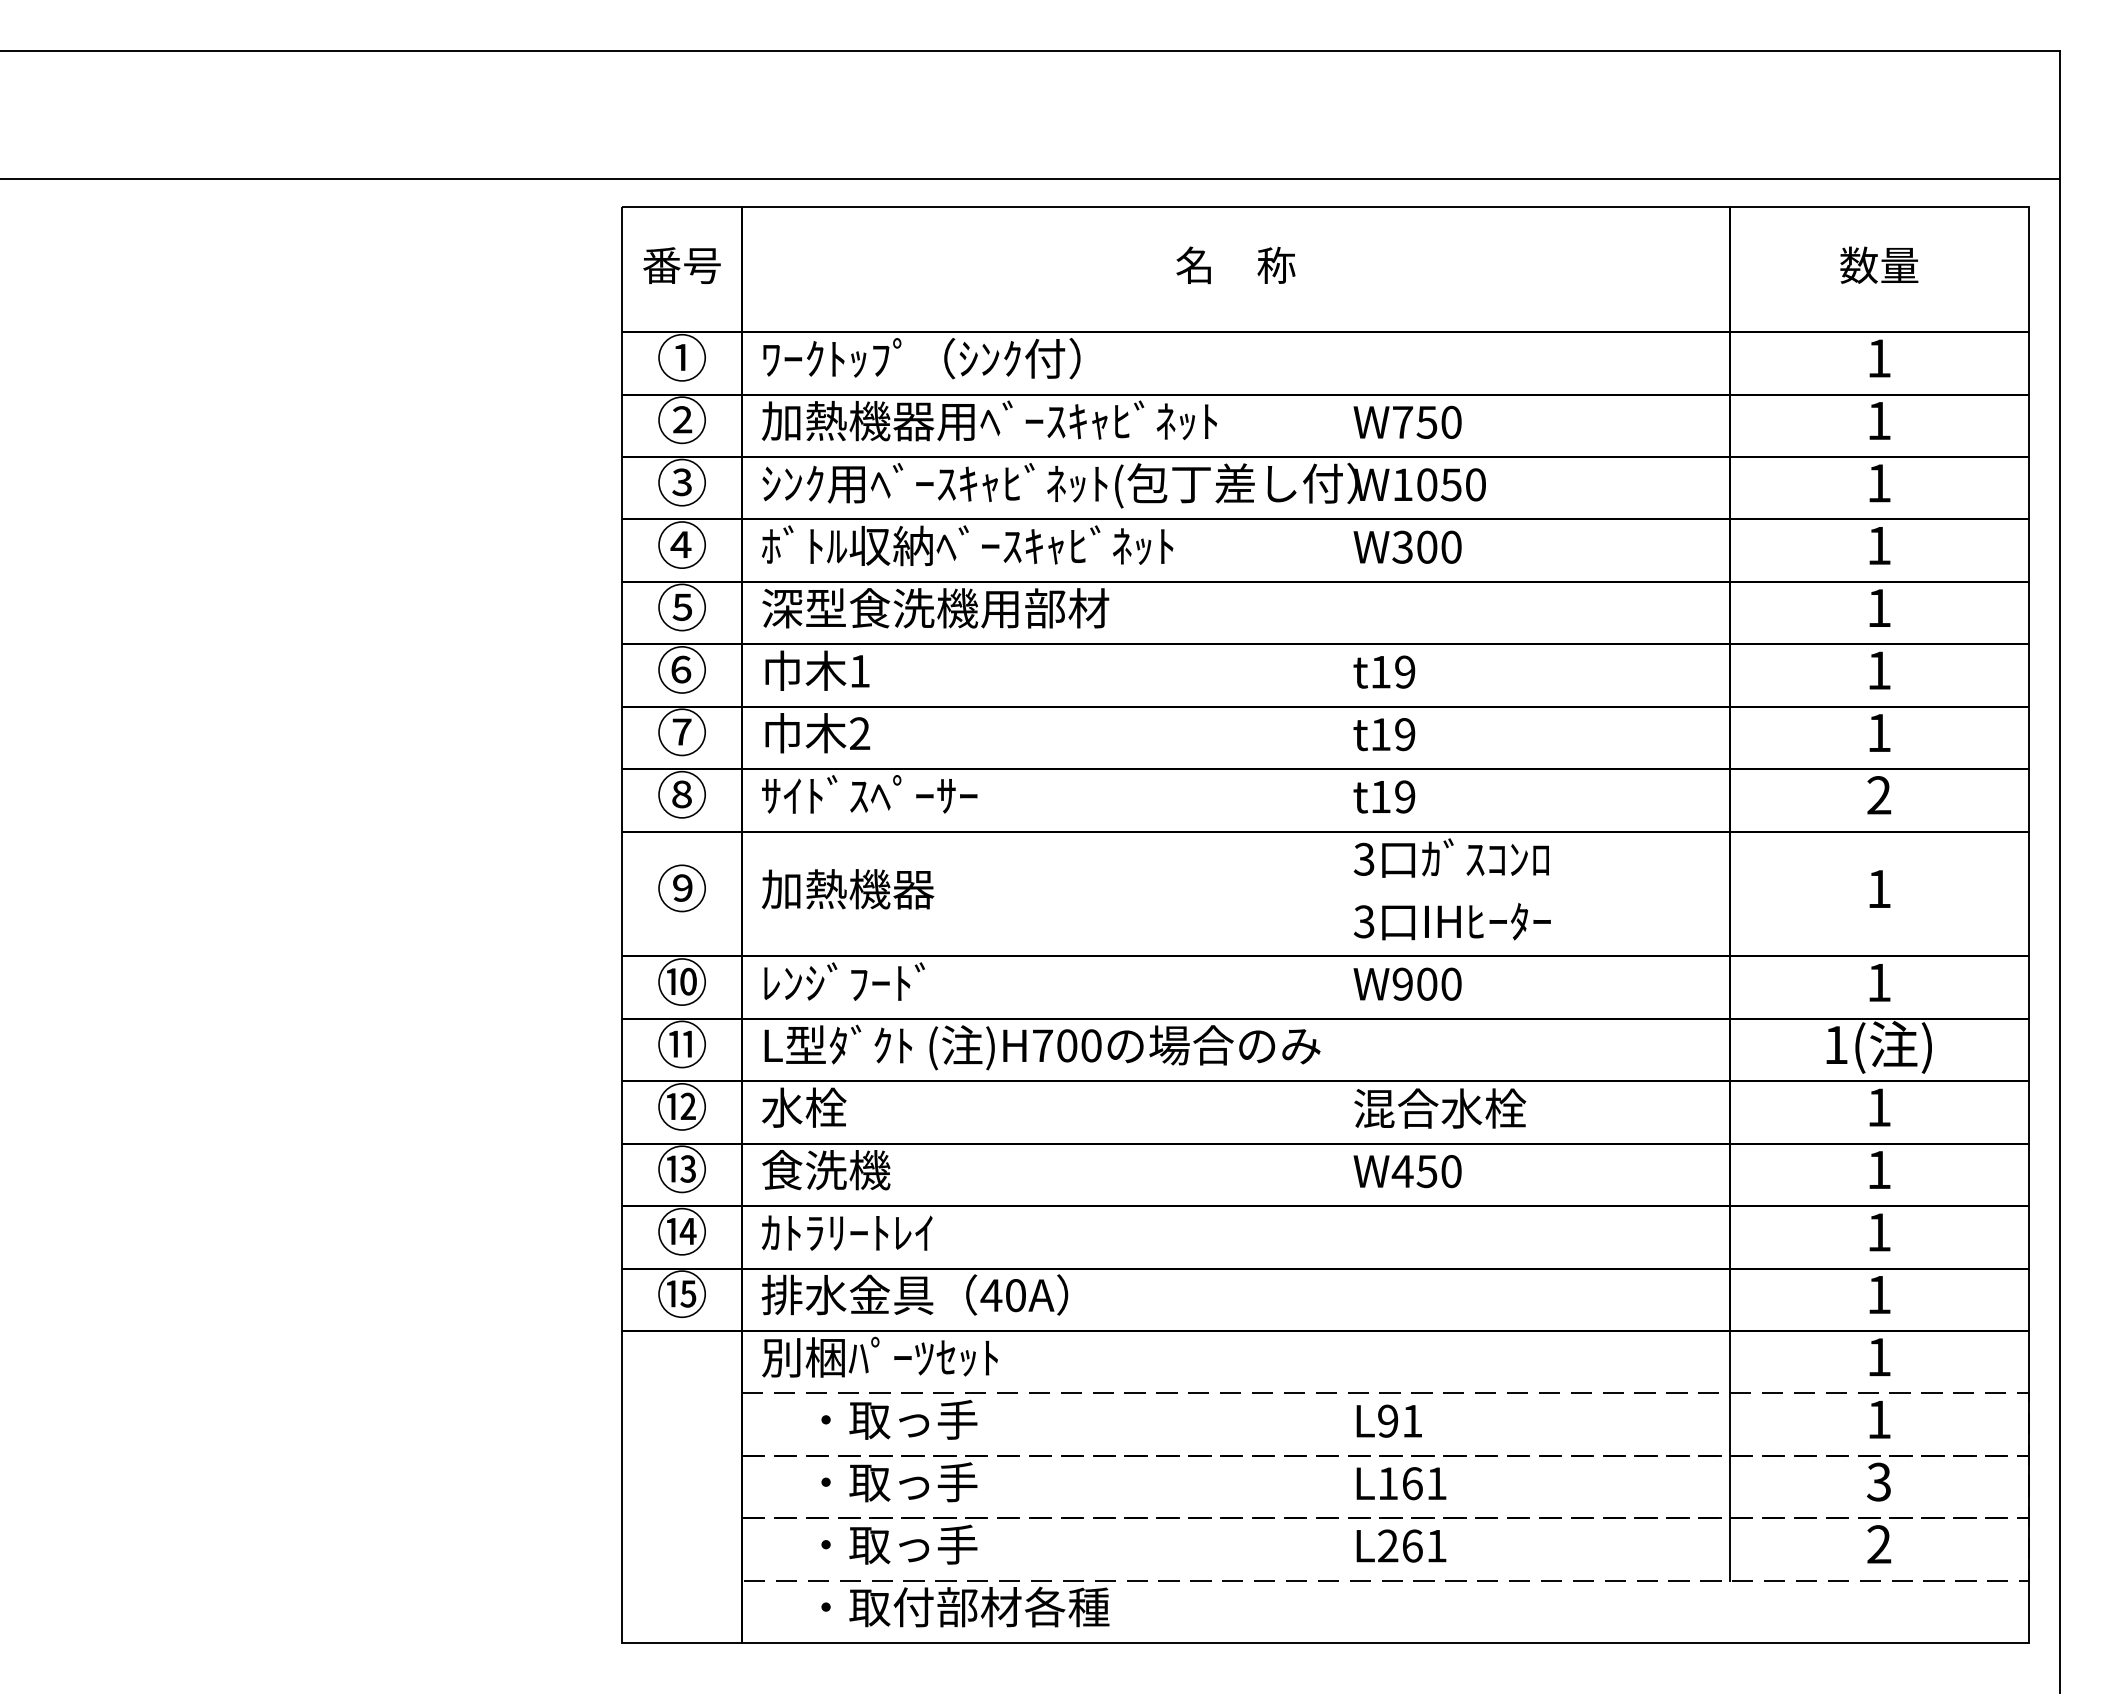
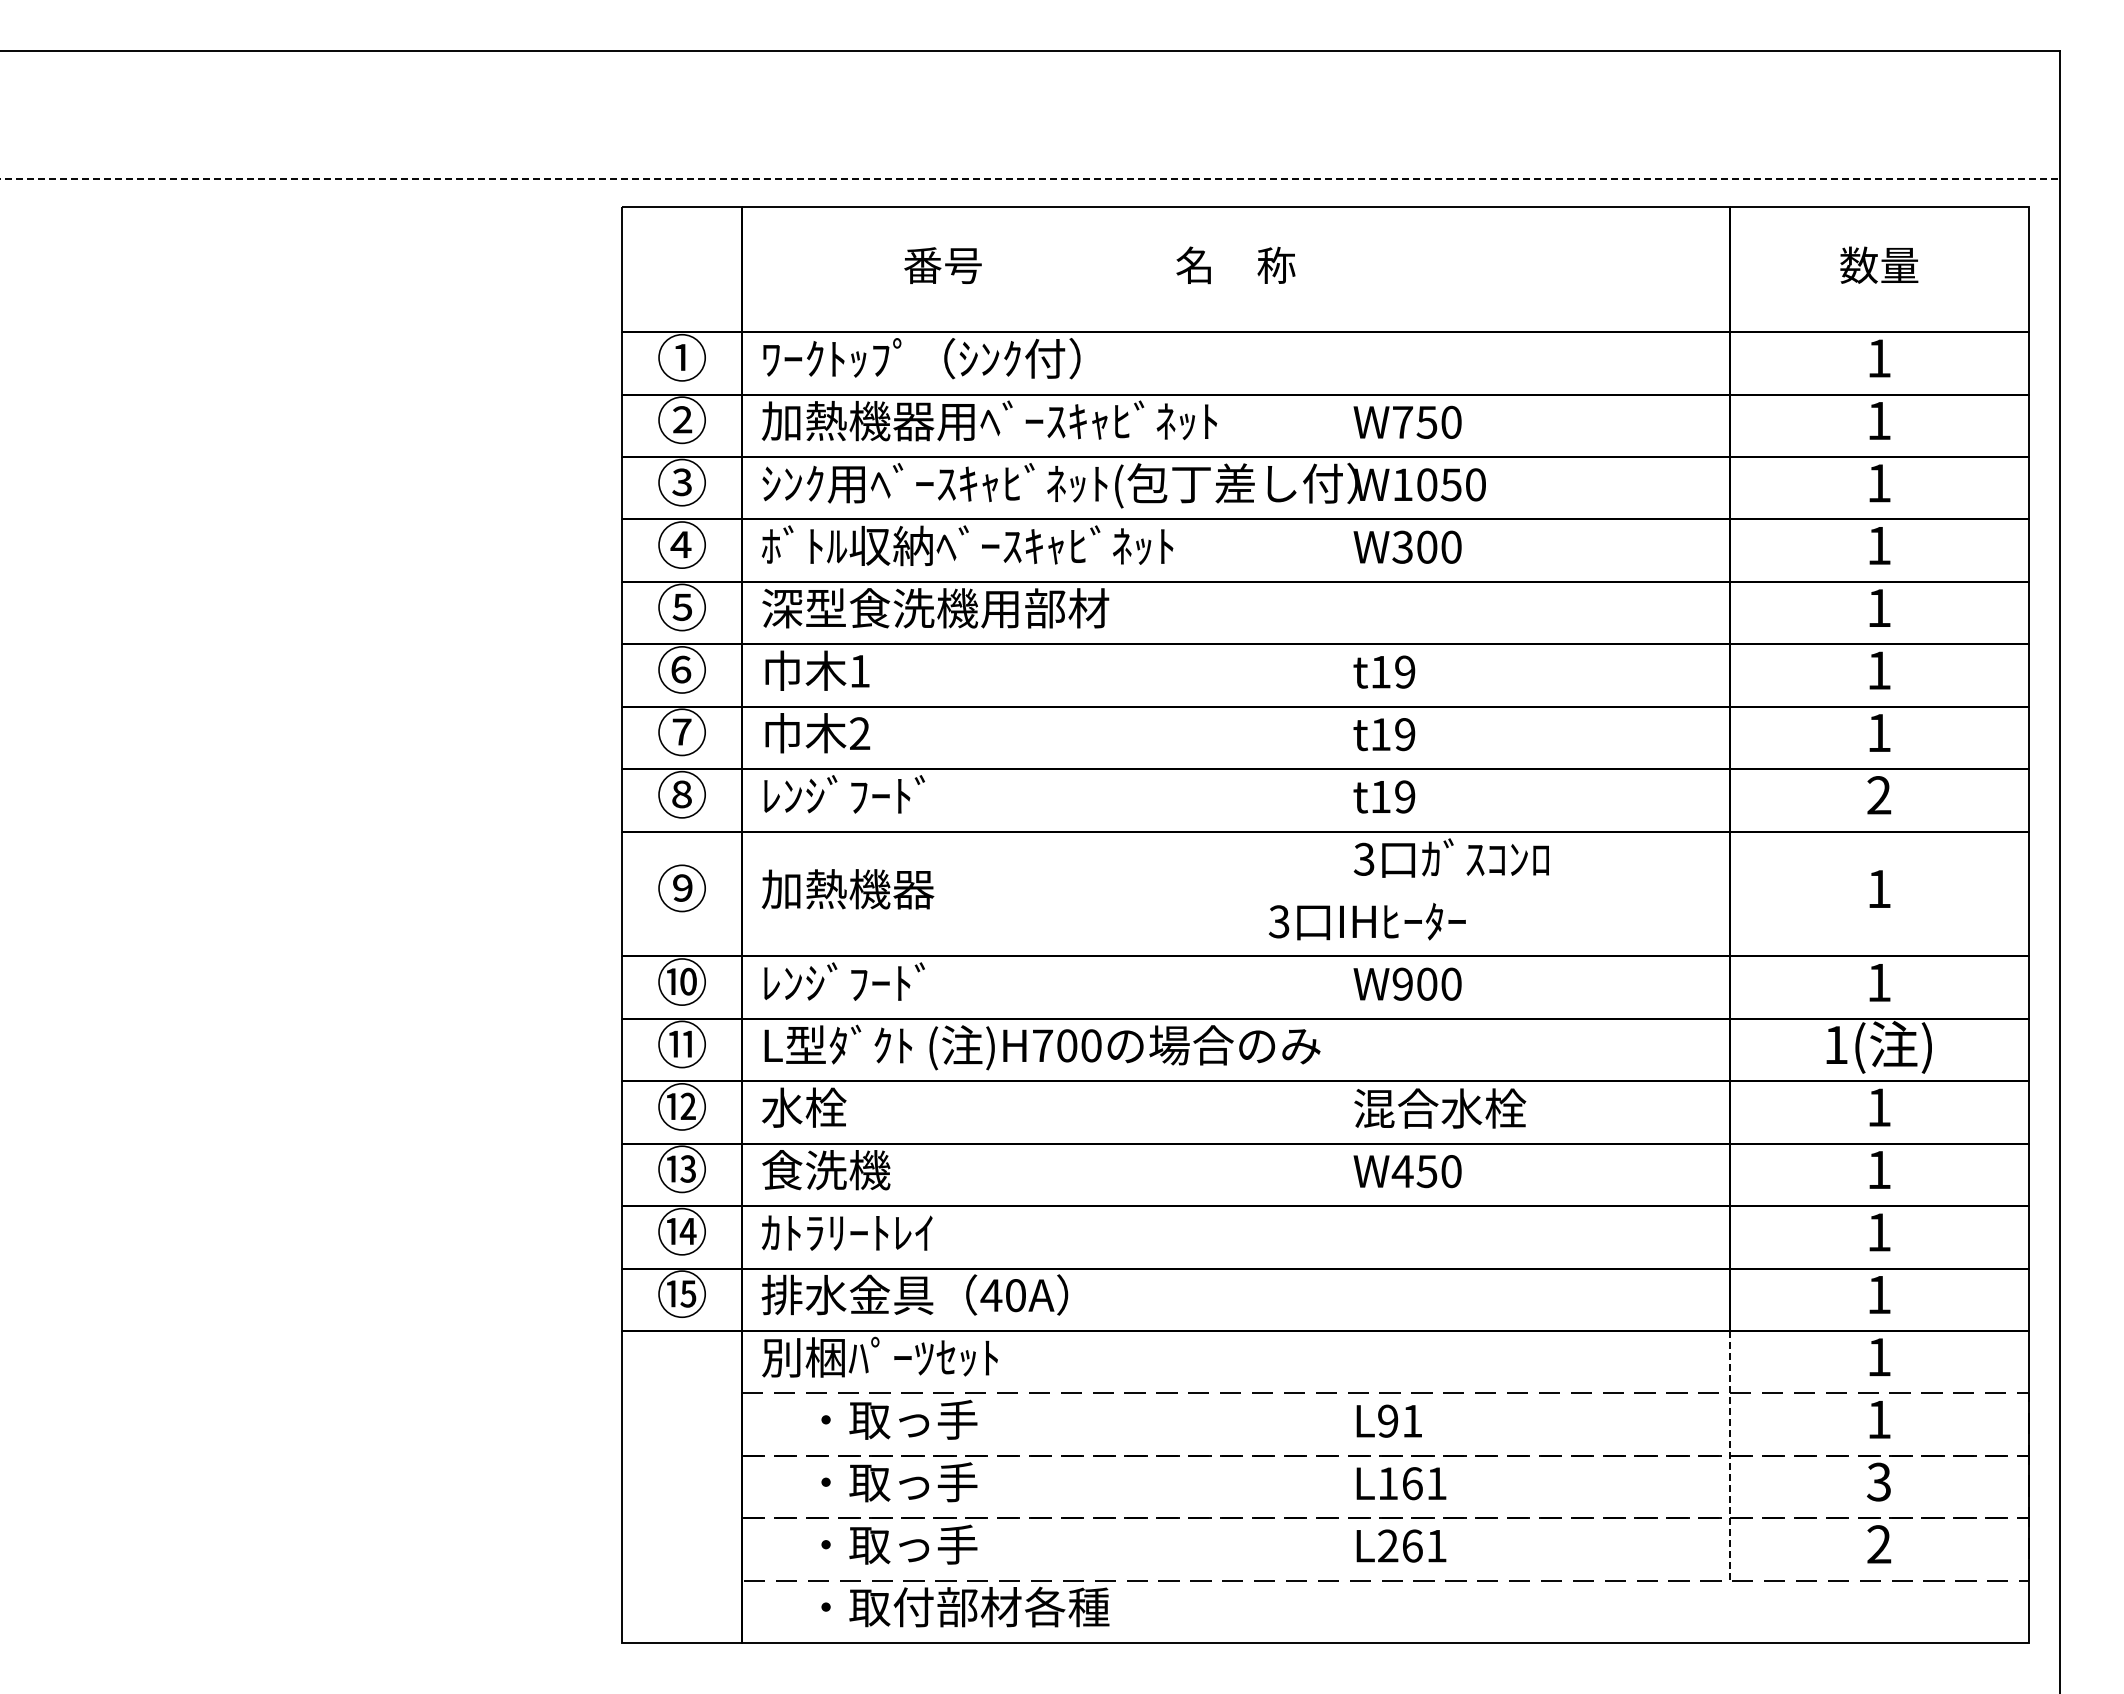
line: solid -> dashed (1030, 178)
text position: (681, 265) -> (942, 265) (942, 265)
text: ｻｲﾄﾞｽﾍﾟｰｻｰ -> ﾚﾝｼﾞﾌｰﾄﾞ (869, 794)
text position: (1452, 921) -> (1367, 921) (1367, 921)
line: solid -> dashed (1729, 1455)
